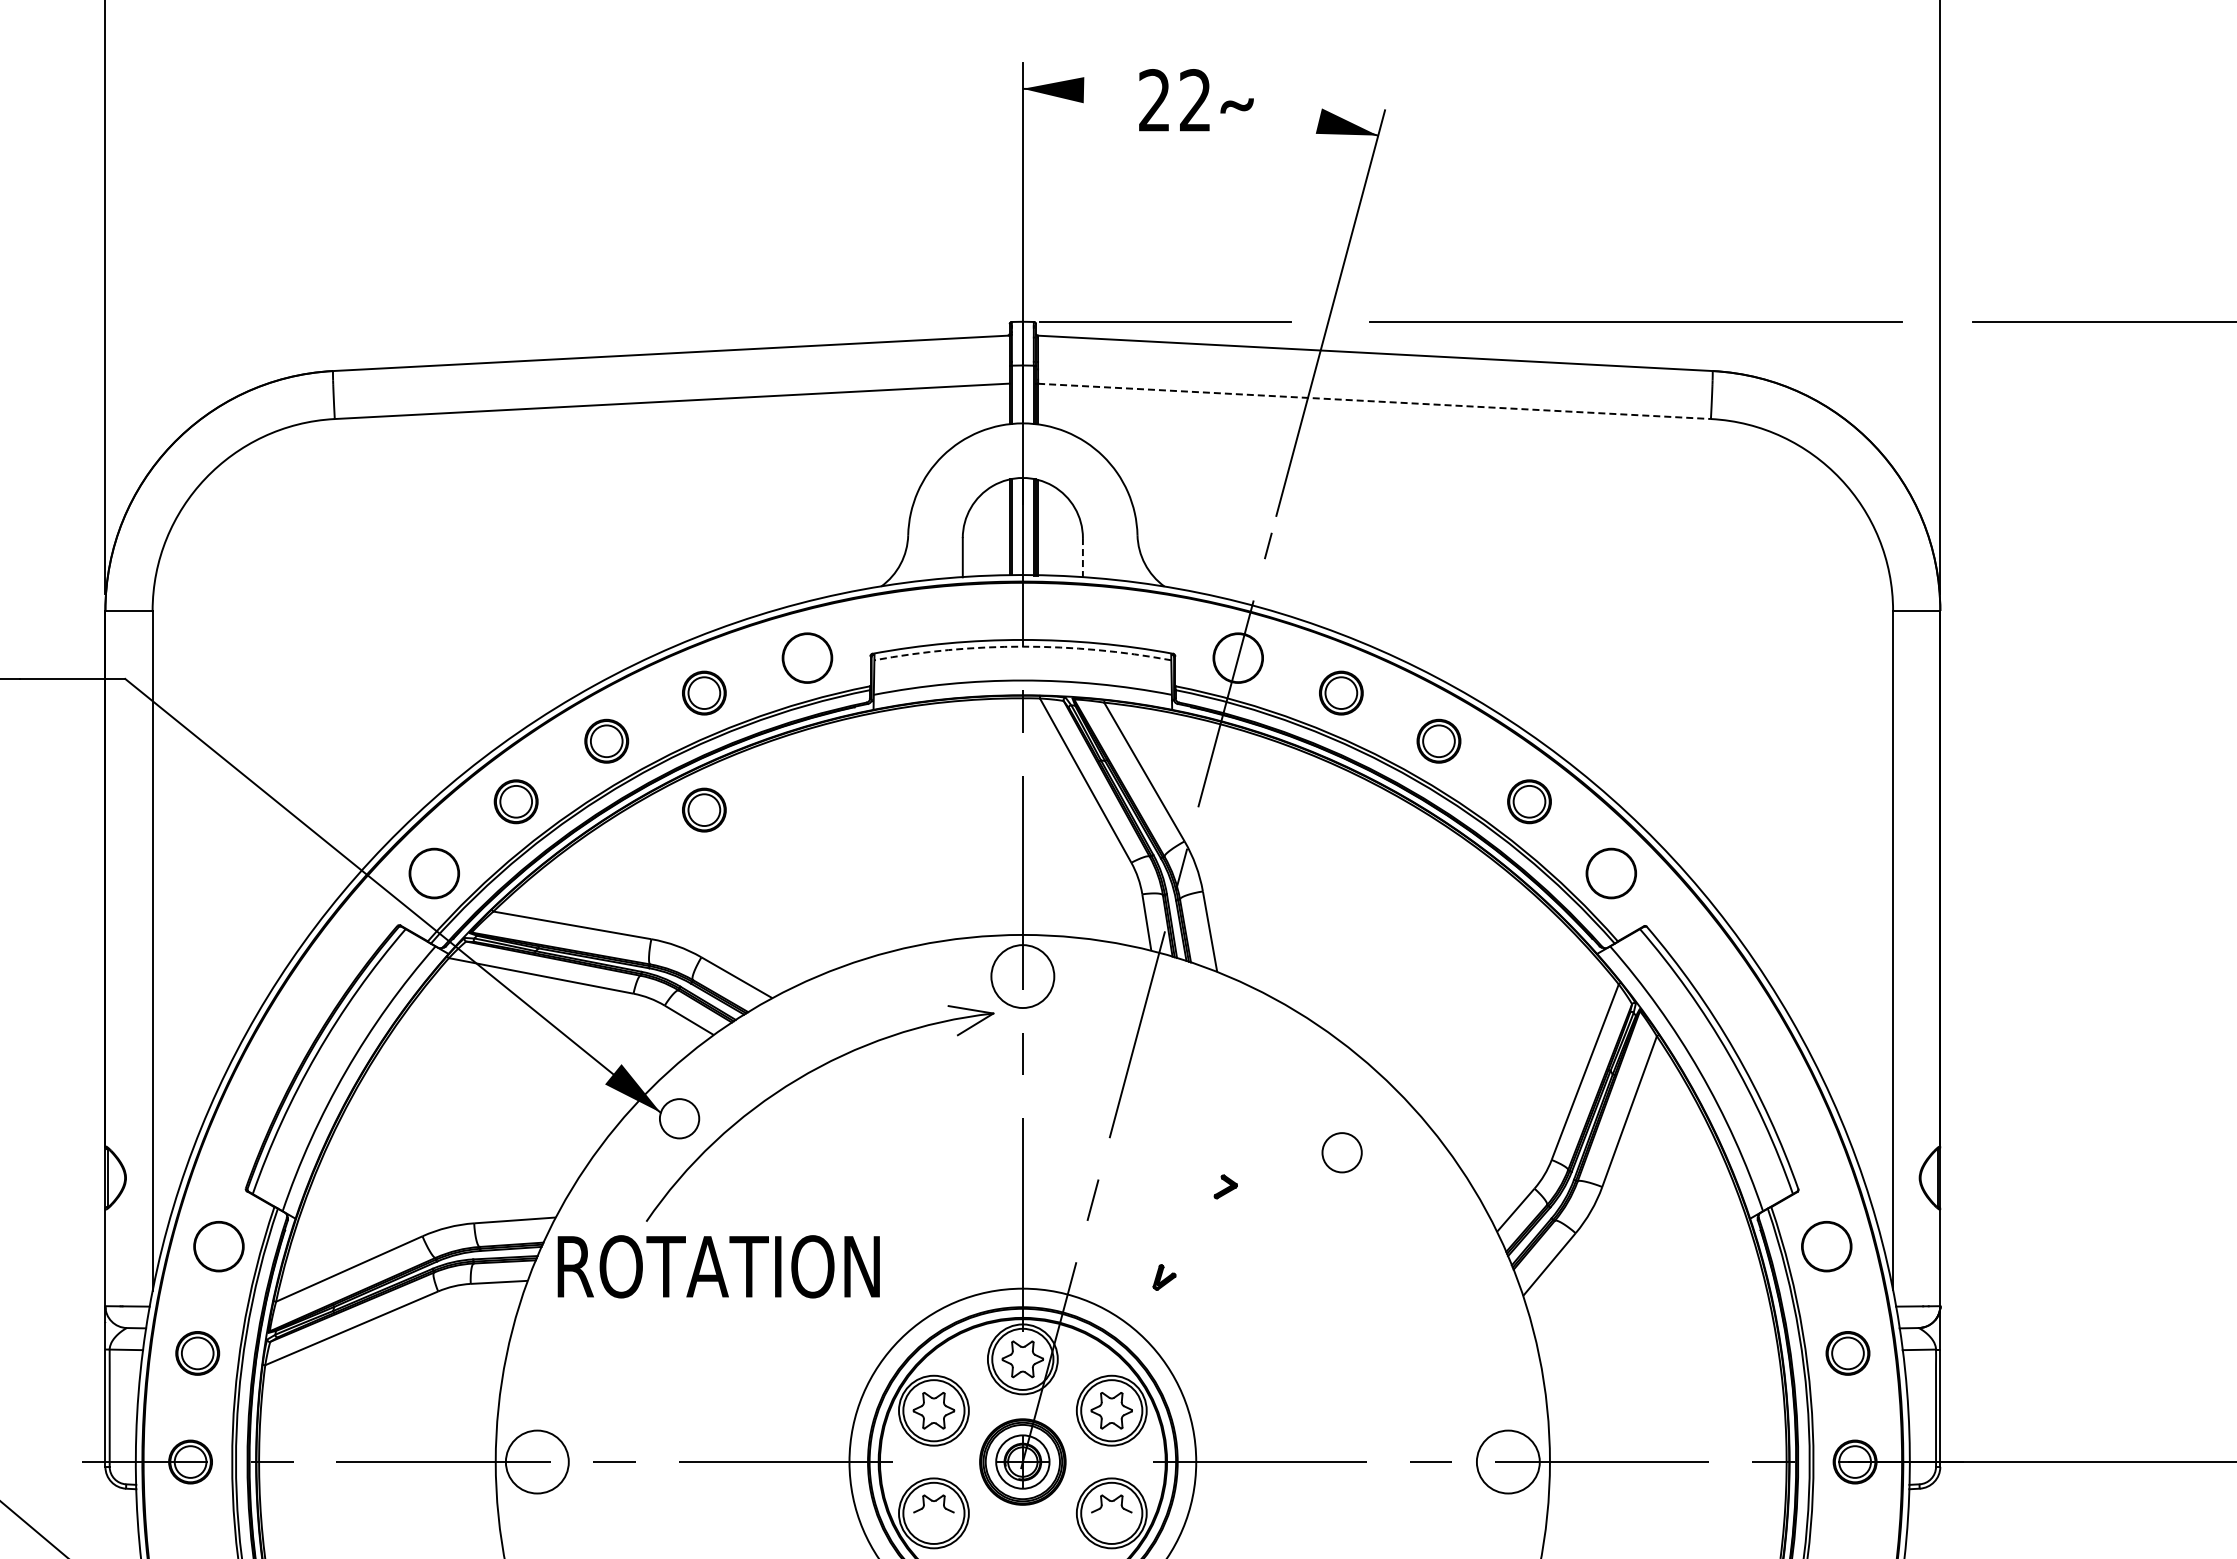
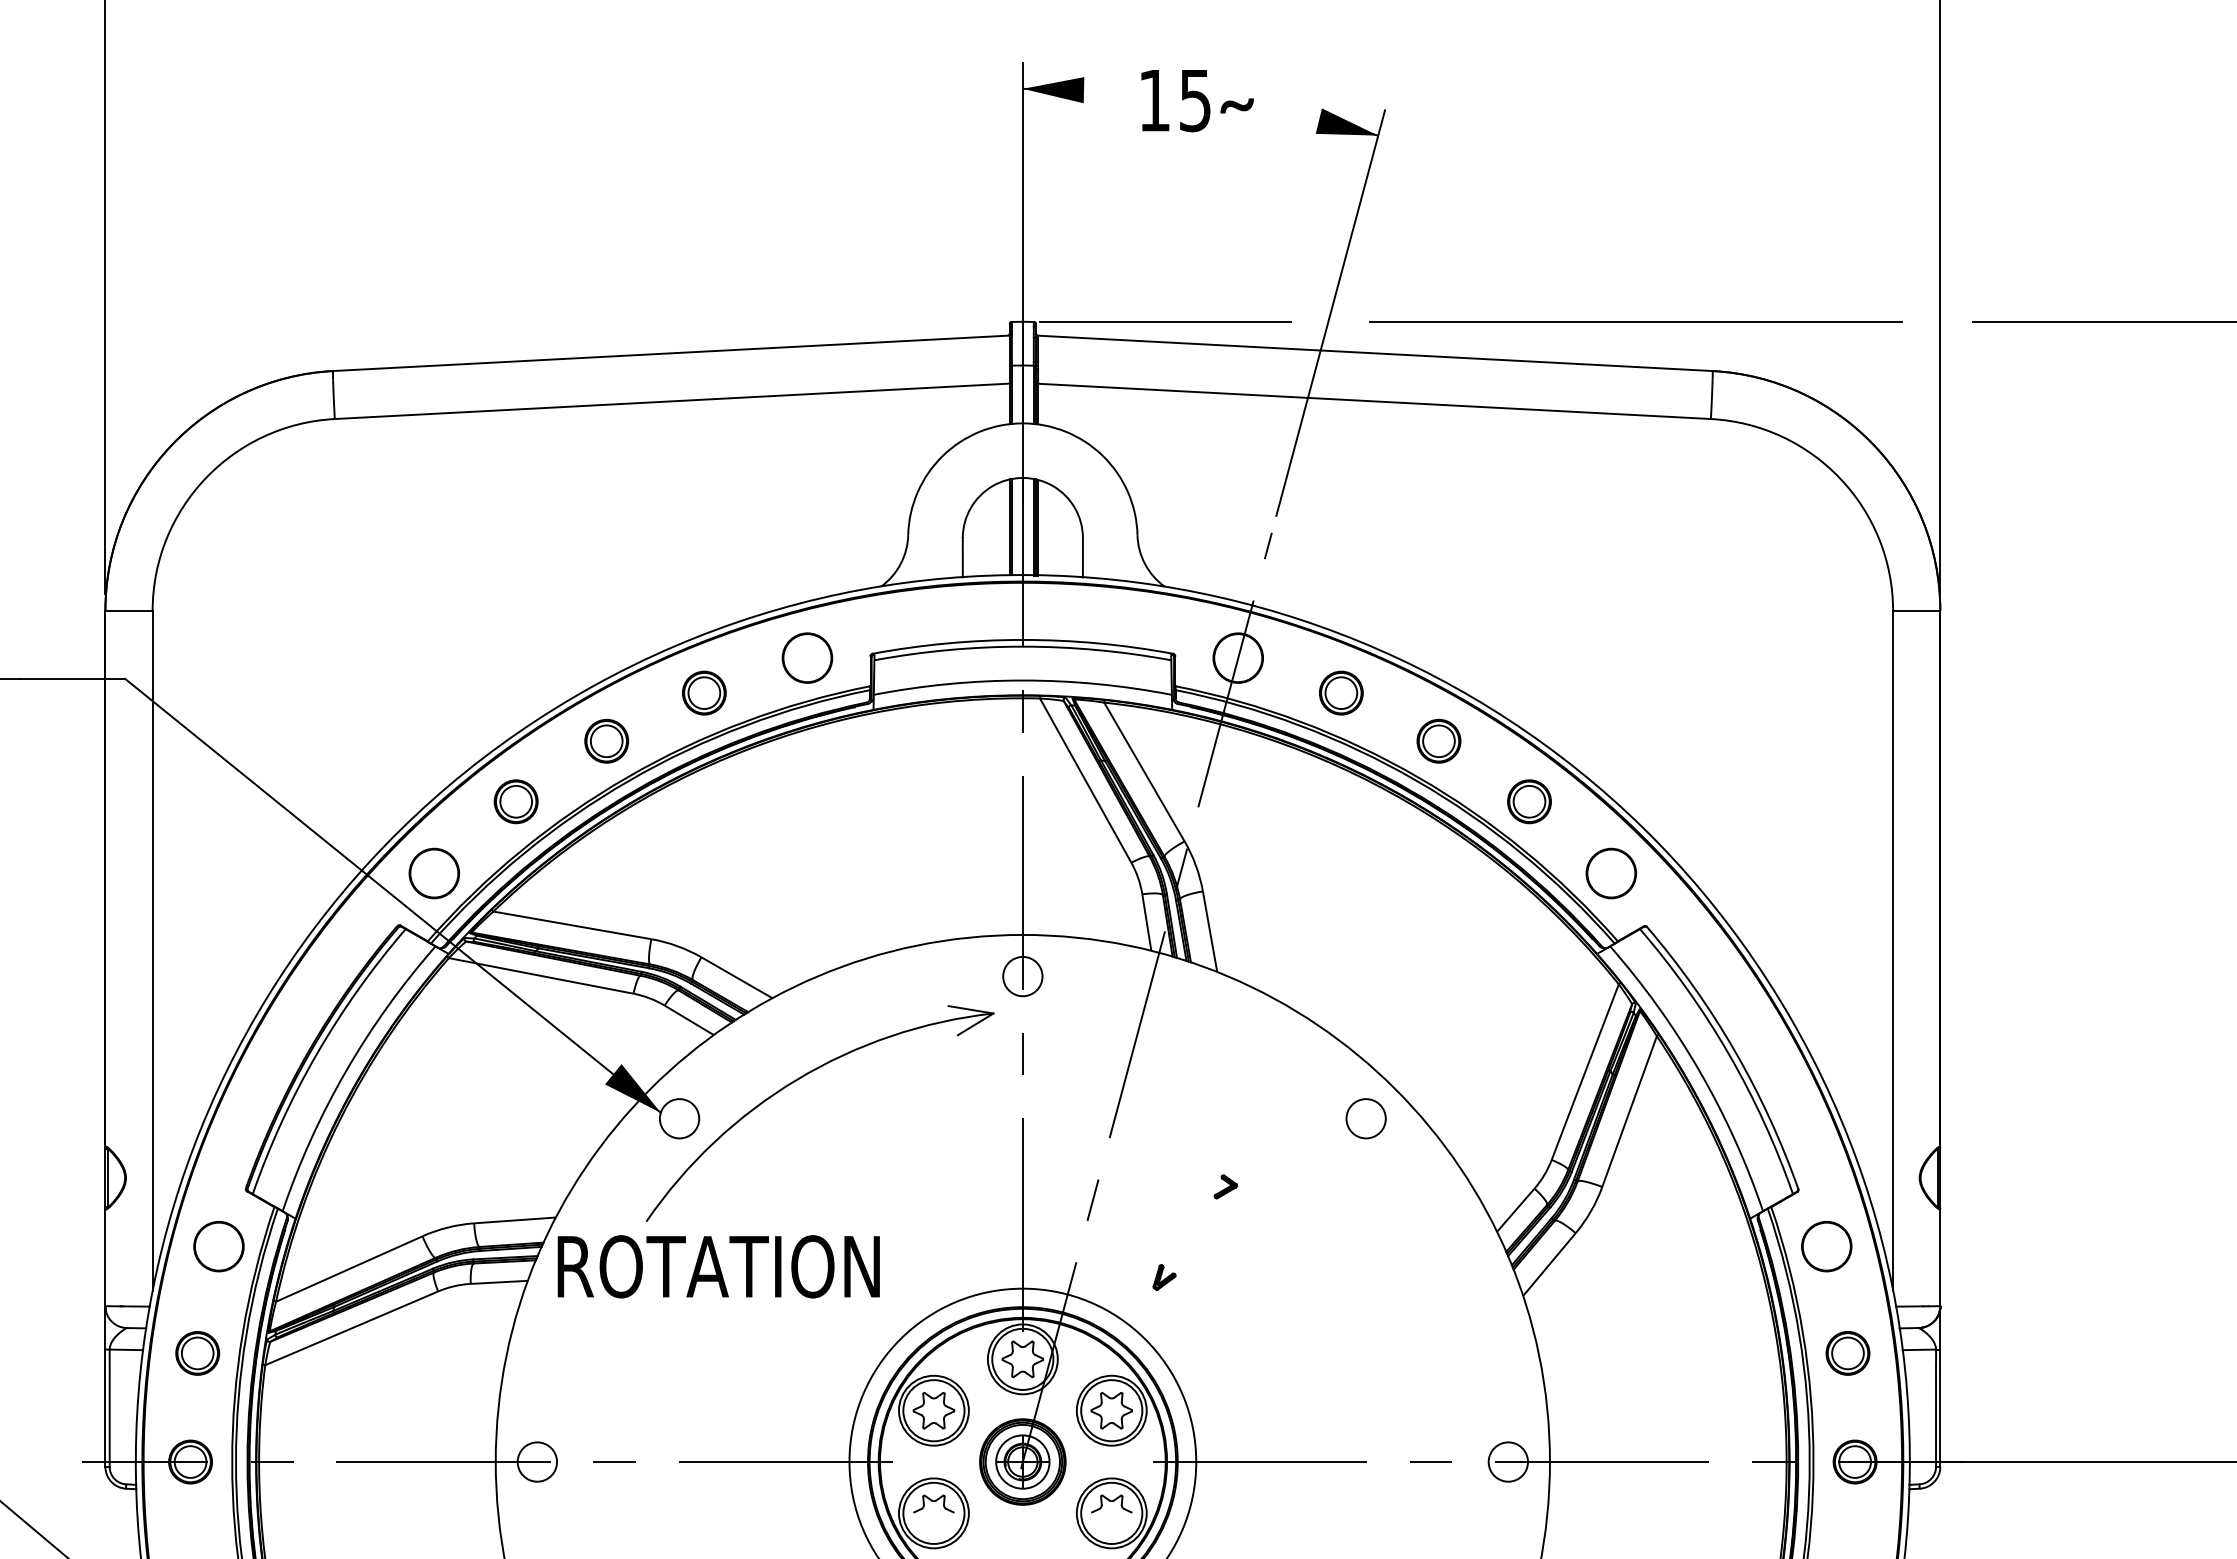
text: 22 -> 15 (1174, 100)
line: dashed -> solid (1374, 401)
line: dashed -> solid (1082, 557)
arc: dashed -> solid (1022, 646)
part: present -> none (704, 809)
circle diameter: 63 px -> 39 px (1022, 976)
circle position: (1341, 1152) -> (1365, 1118) (1365, 1118)
circle diameter: 63 px -> 39 px (537, 1461)
circle diameter: 63 px -> 39 px (1508, 1461)
